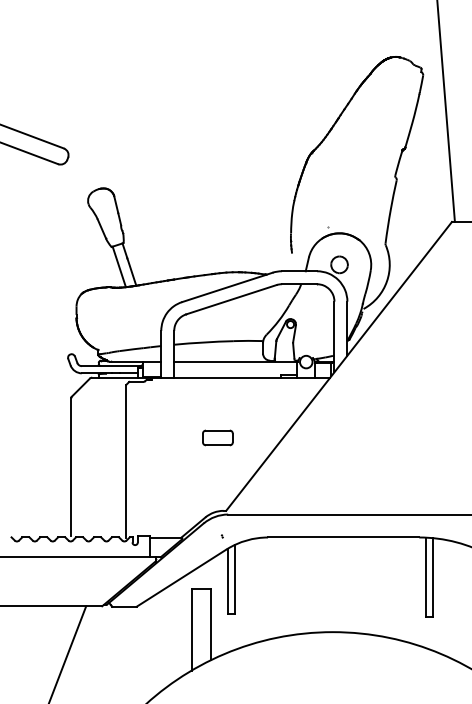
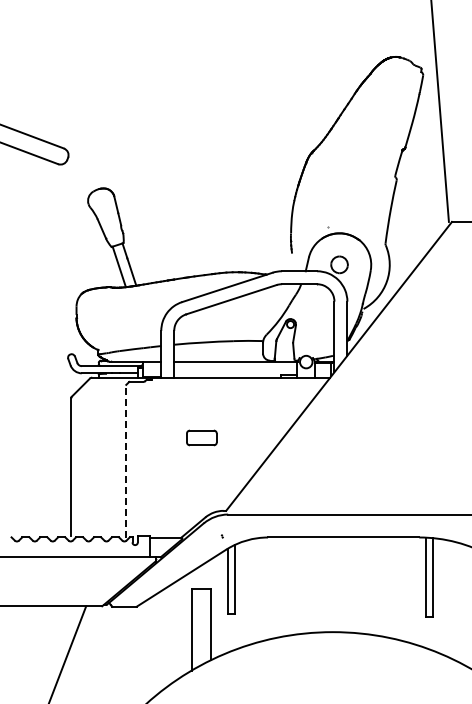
line position: (445, 111) -> (439, 111) (439, 111)
part position: (217, 437) -> (201, 437) (201, 437)
line: solid -> dashed (126, 460)
